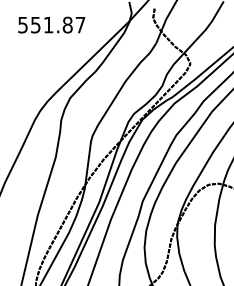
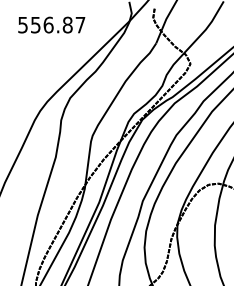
text: 551.87 -> 556.87 (48, 24)
